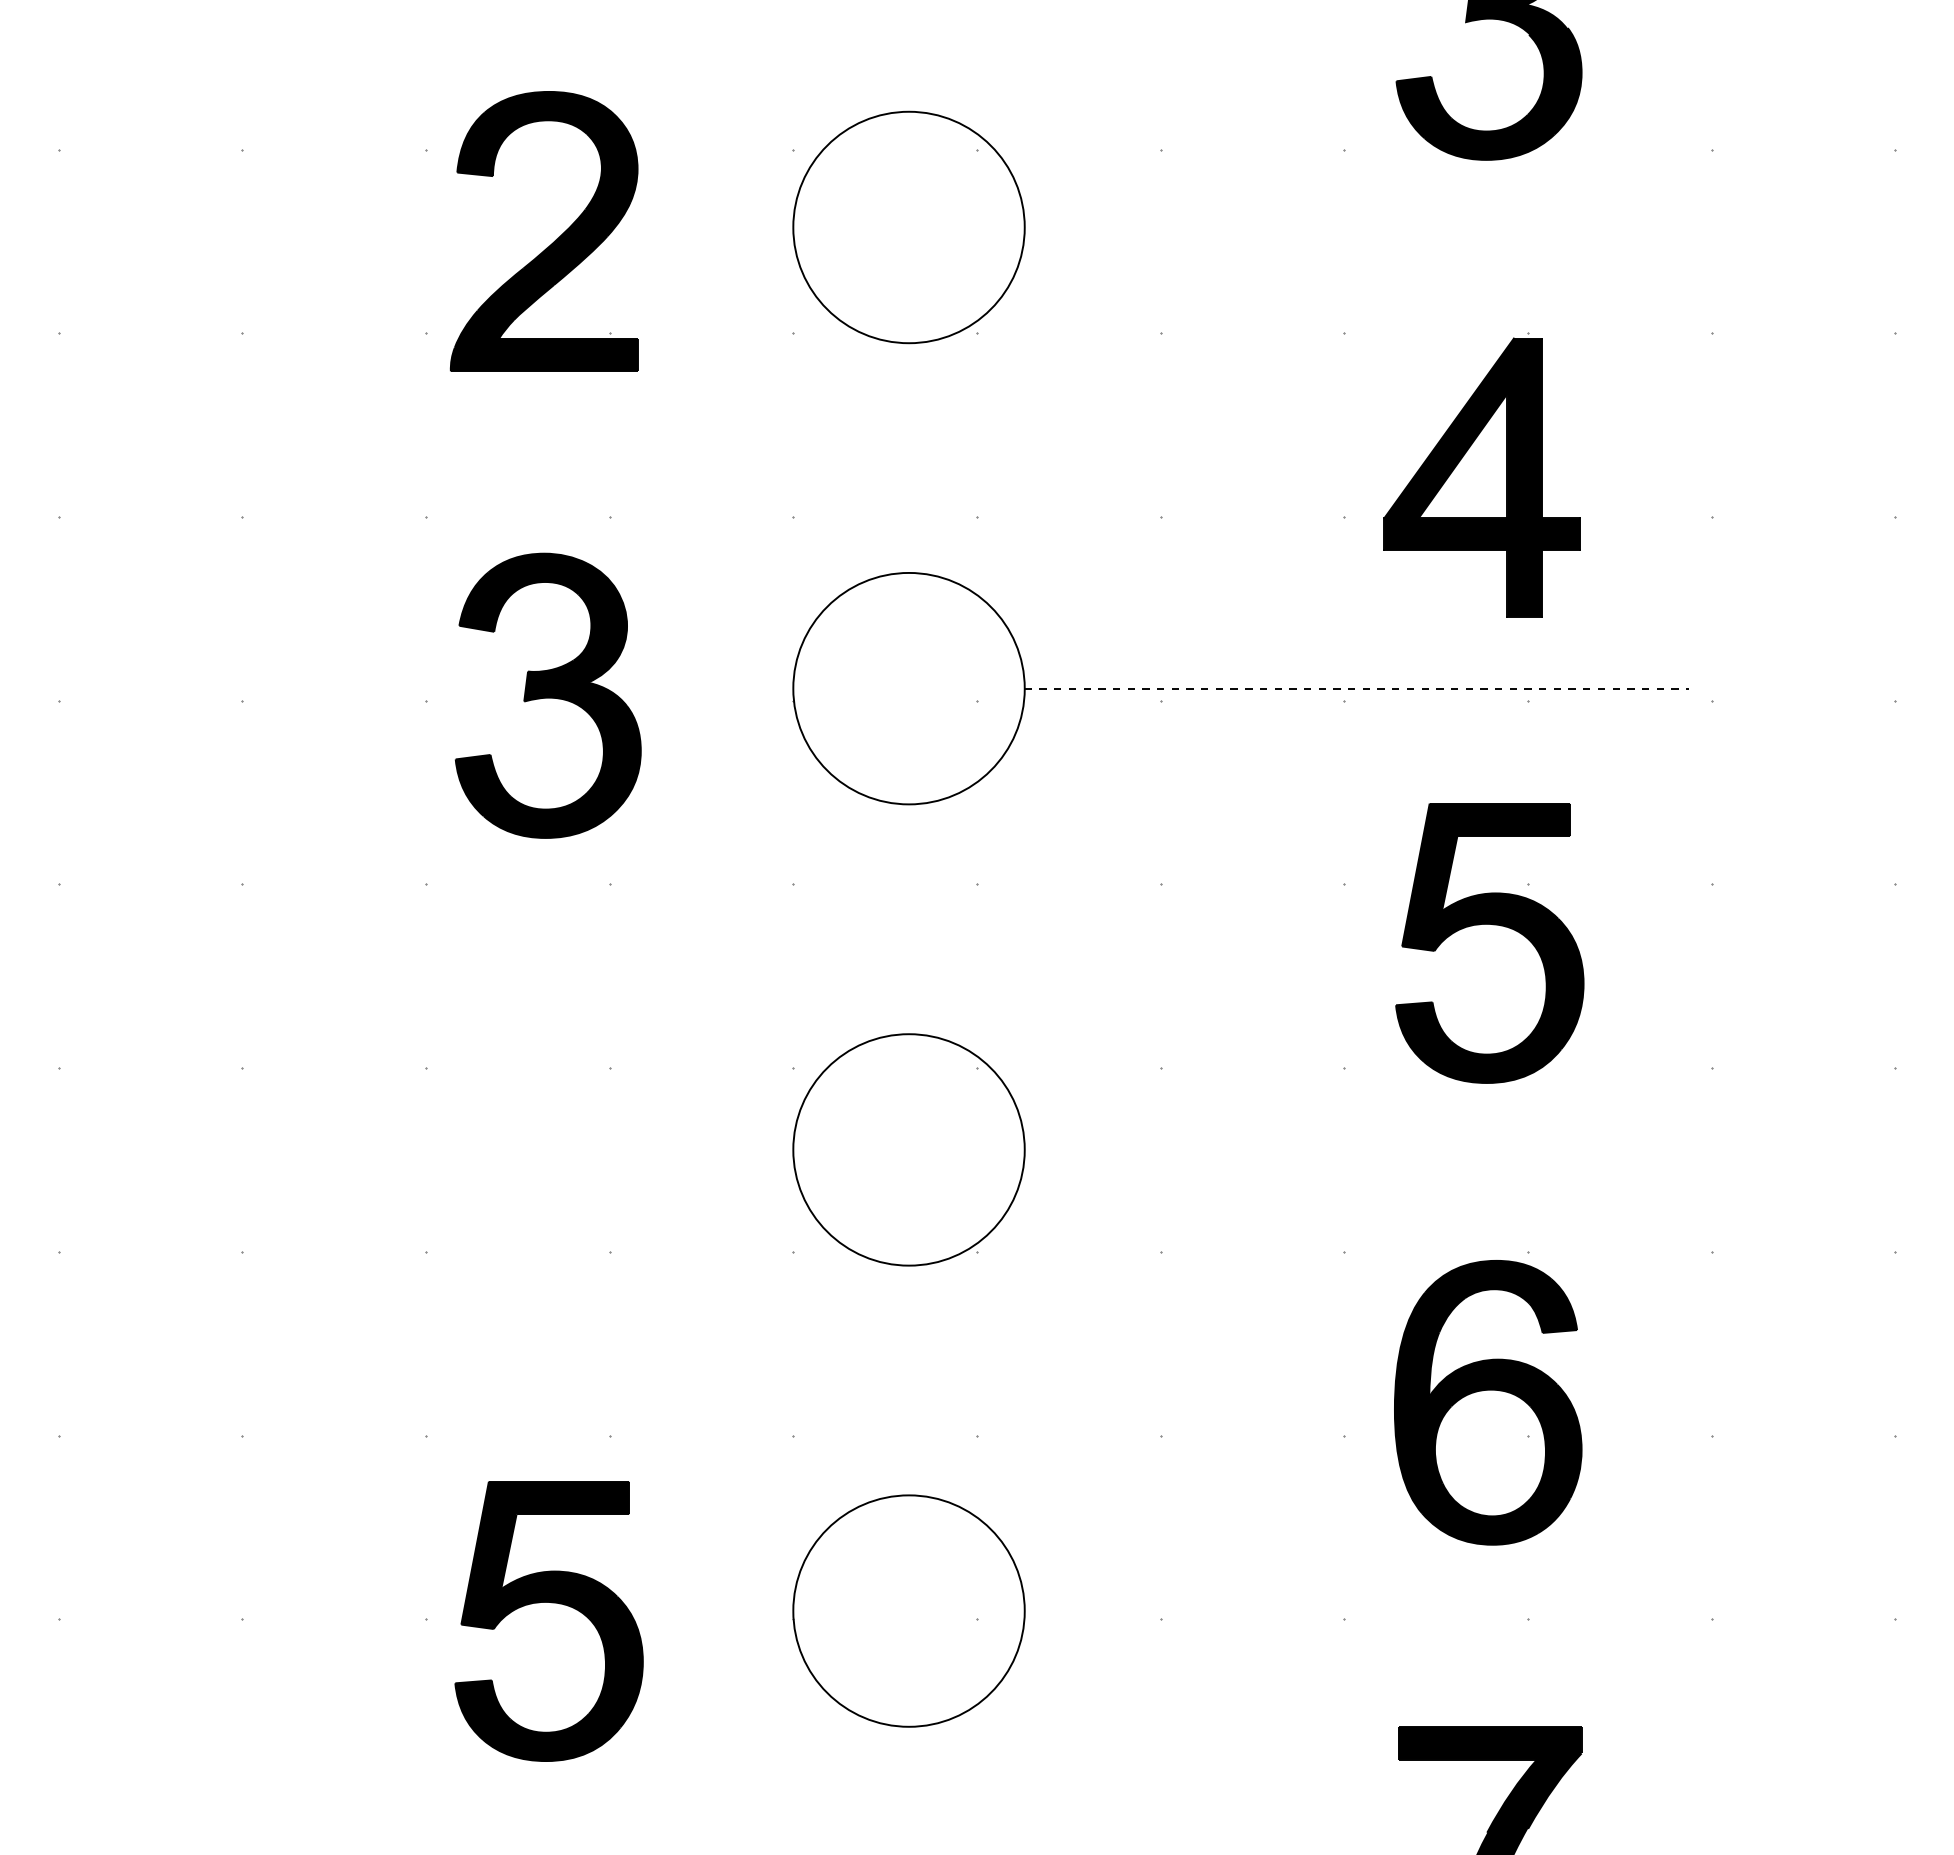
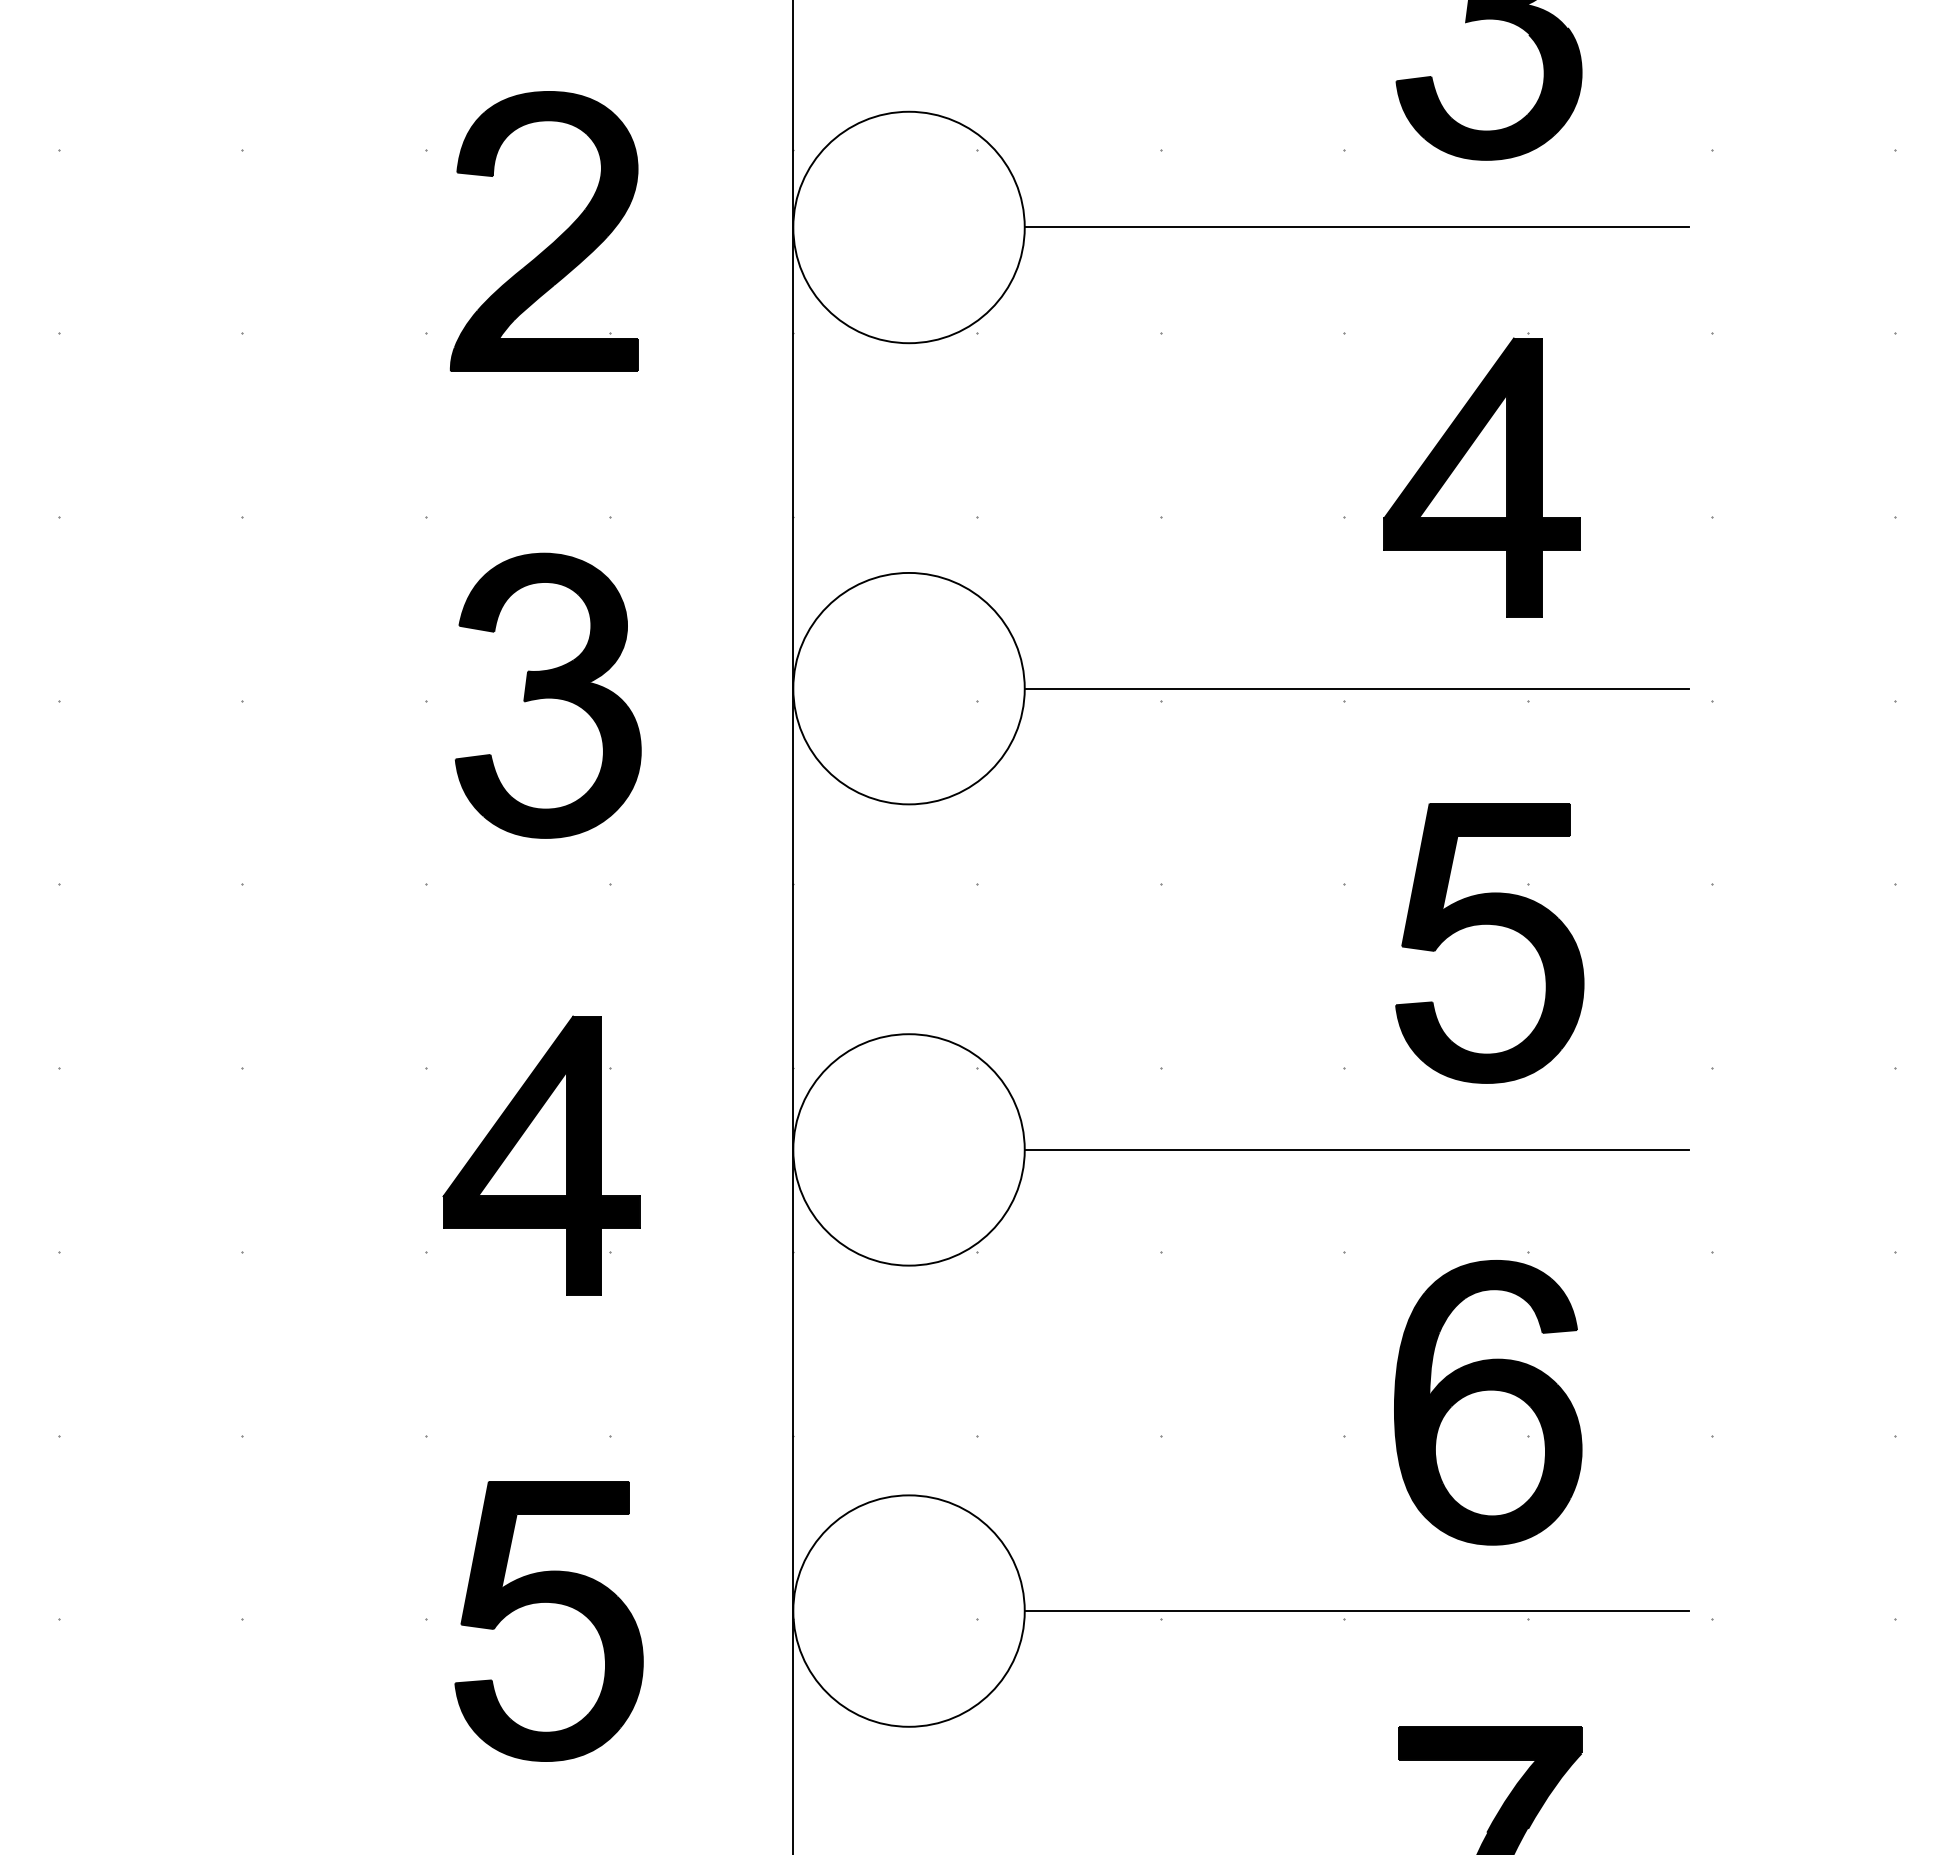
line: none -> present (1356, 227)
line: dashed -> solid (1357, 688)
line: none -> present (793, 926)
line: none -> present (1356, 1149)
part: none -> present (541, 1155)
line: none -> present (1356, 1611)
